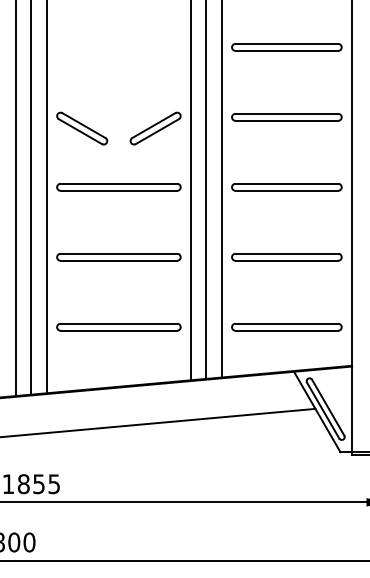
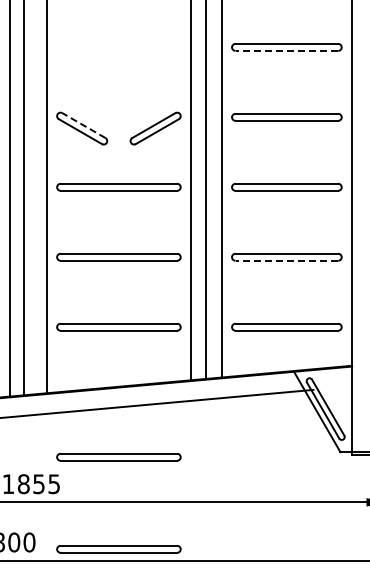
line: solid -> dashed (286, 50)
line: solid -> dashed (83, 125)
line position: (31, 198) -> (24, 198) (24, 198)
line position: (16, 199) -> (10, 199) (10, 199)
line: solid -> dashed (286, 260)
line position: (158, 422) -> (157, 403) (157, 403)
part: none -> present (118, 457)
part: none -> present (118, 549)
